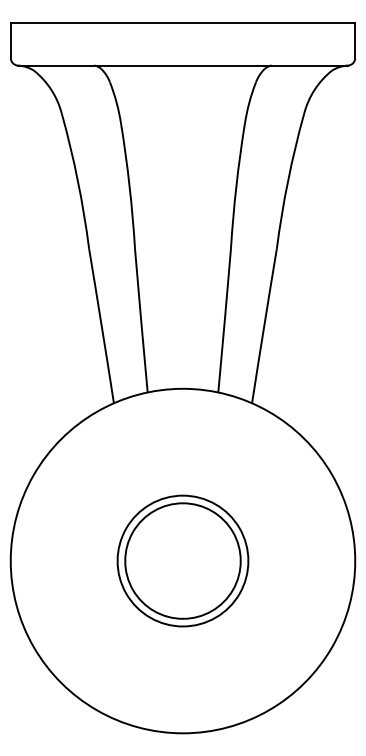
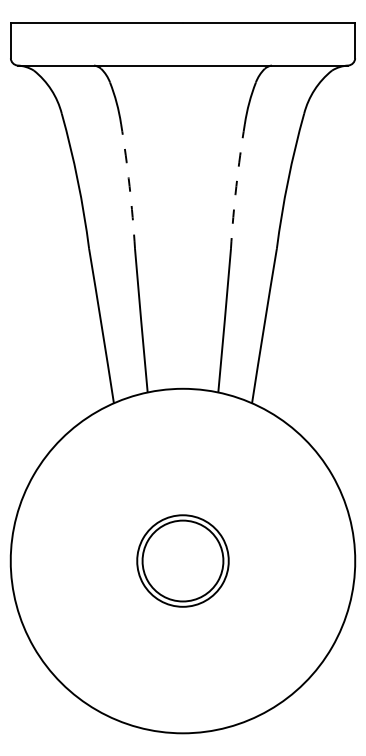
arc: solid -> dashed (129, 186)
arc: solid -> dashed (236, 186)
part size: 134x134 px -> 94x94 px (182, 560)
